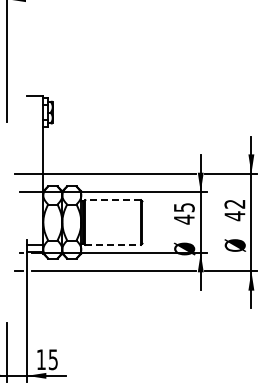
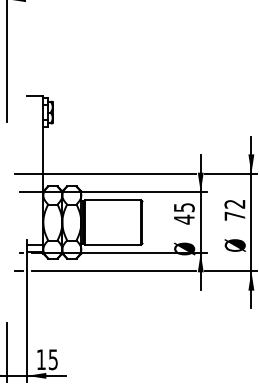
line: dashed -> solid (113, 200)
text: 42 -> 72 (234, 216)
line: dashed -> solid (113, 244)
